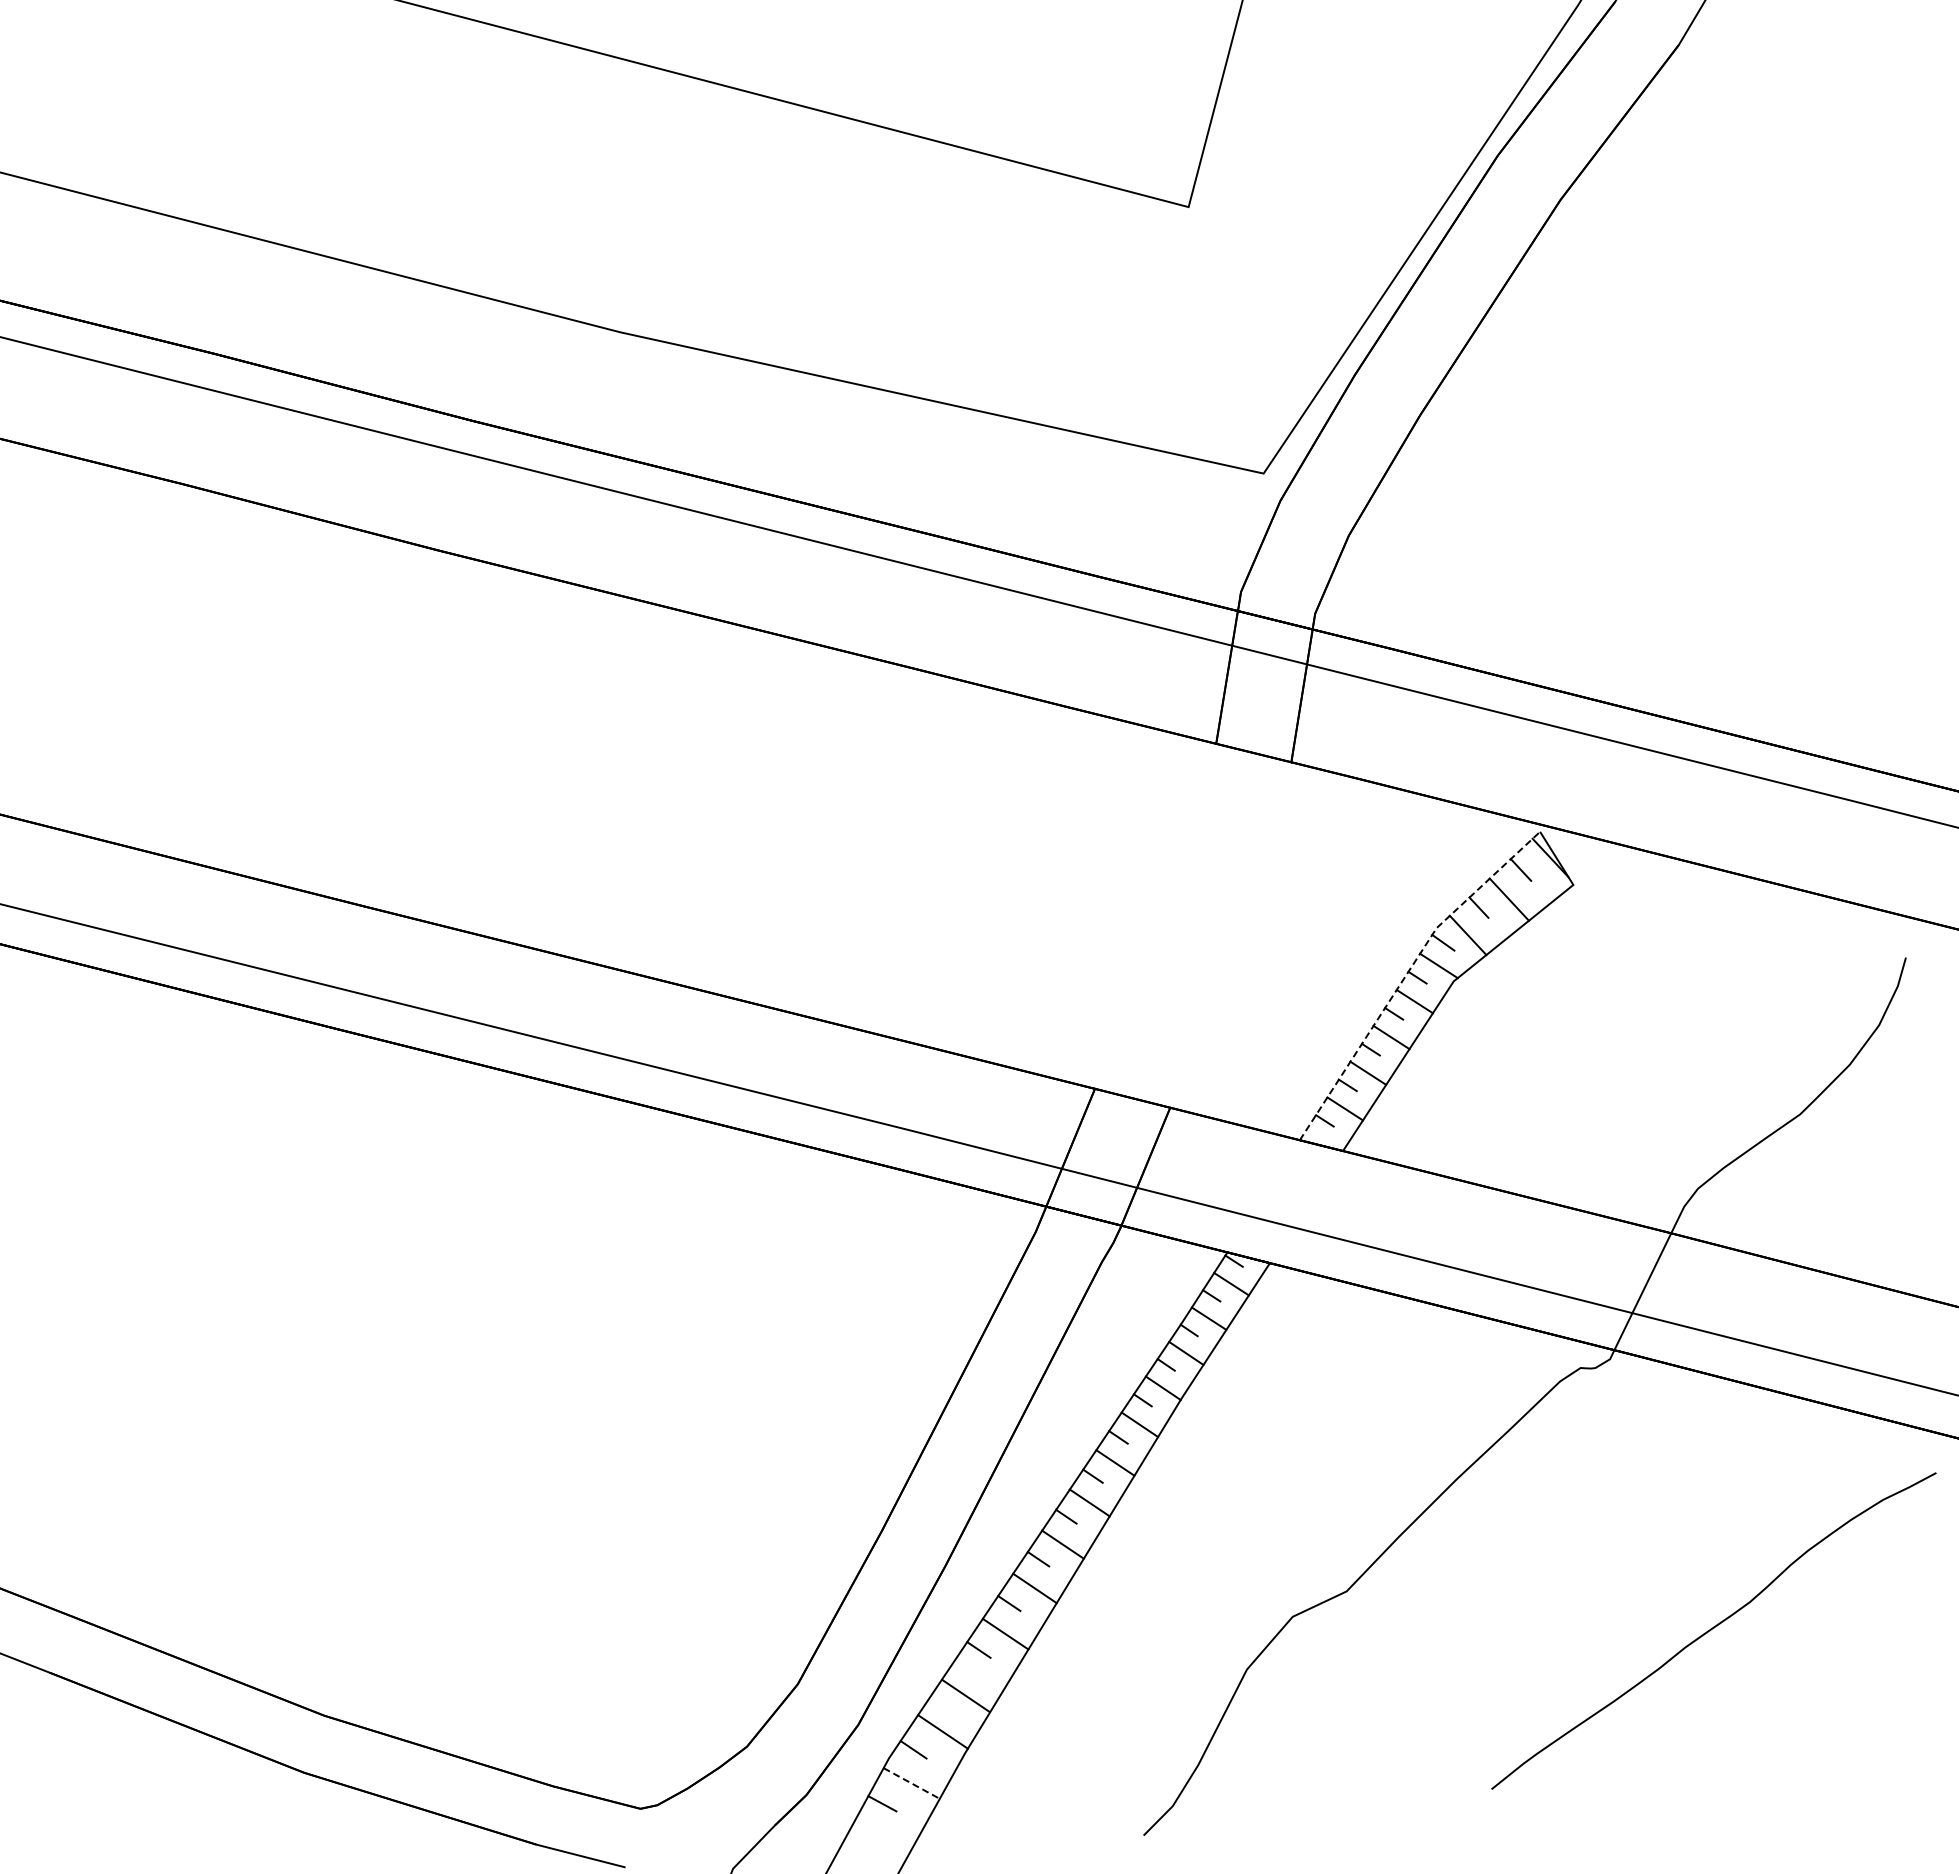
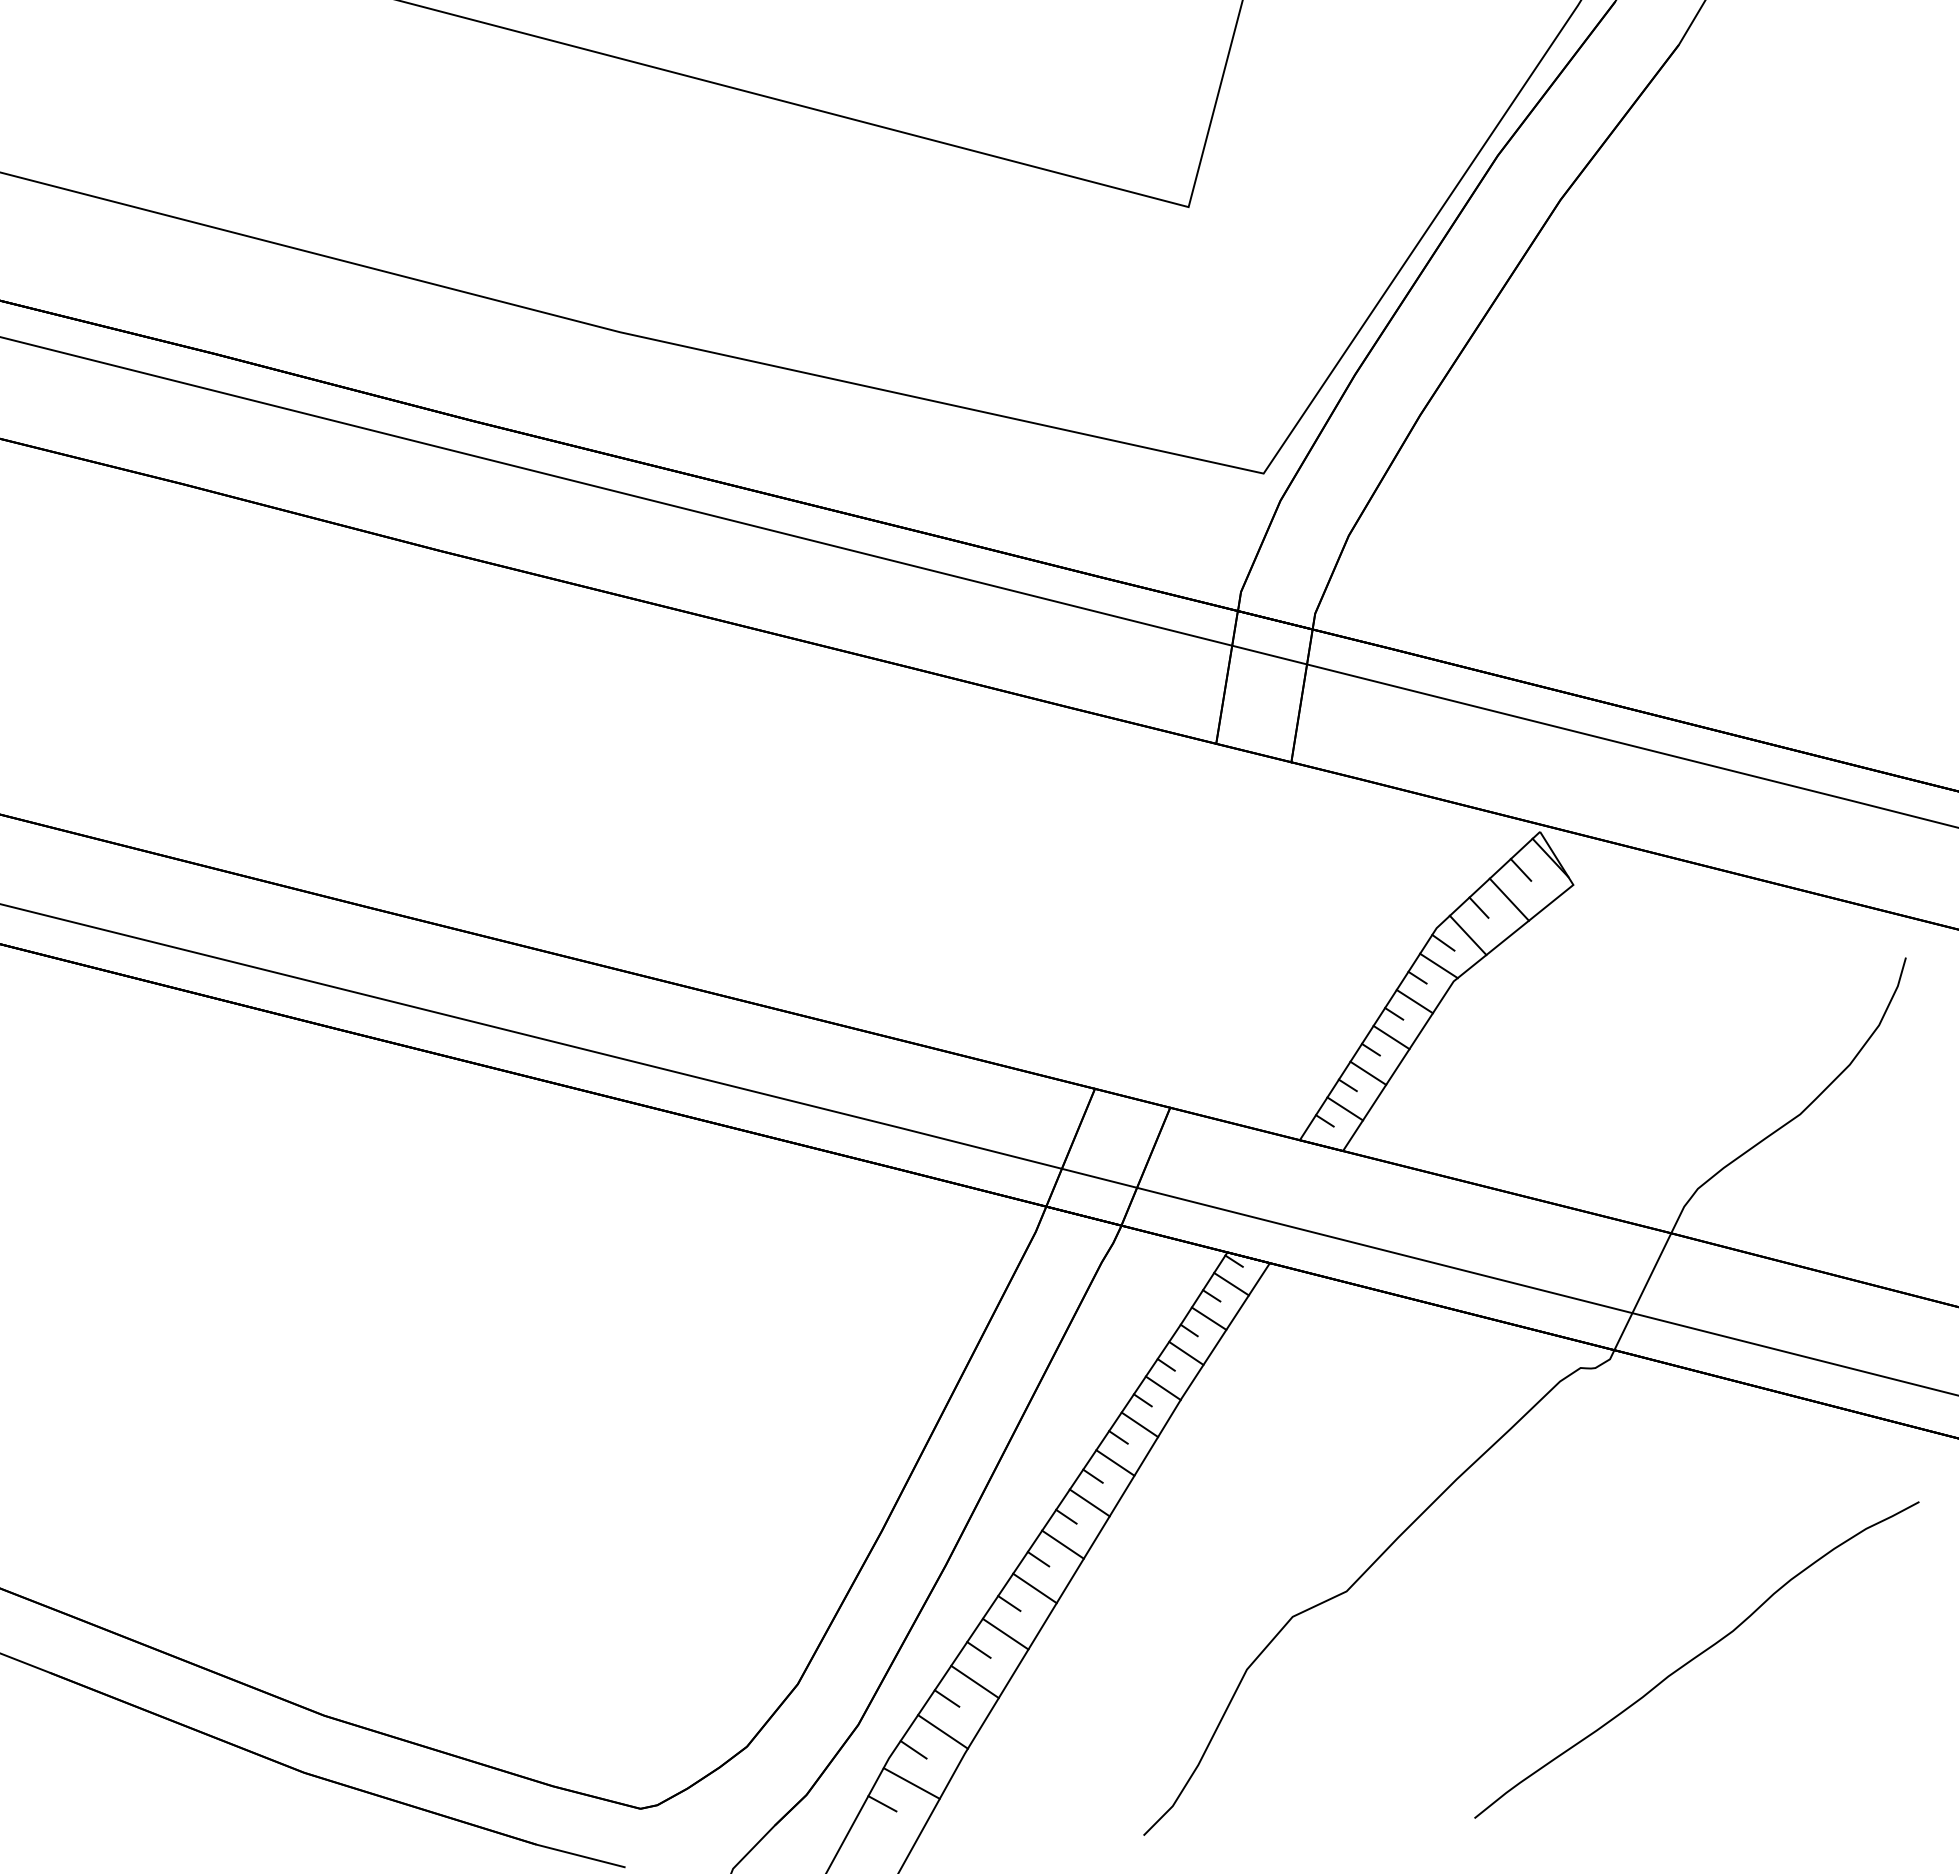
line: dashed -> solid (1406, 974)
curve position: (1712, 1629) -> (1695, 1658) (1695, 1658)
line position: (965, 1695) -> (974, 1681) (974, 1681)
line: none -> present (946, 1698)
line: dashed -> solid (911, 1783)
